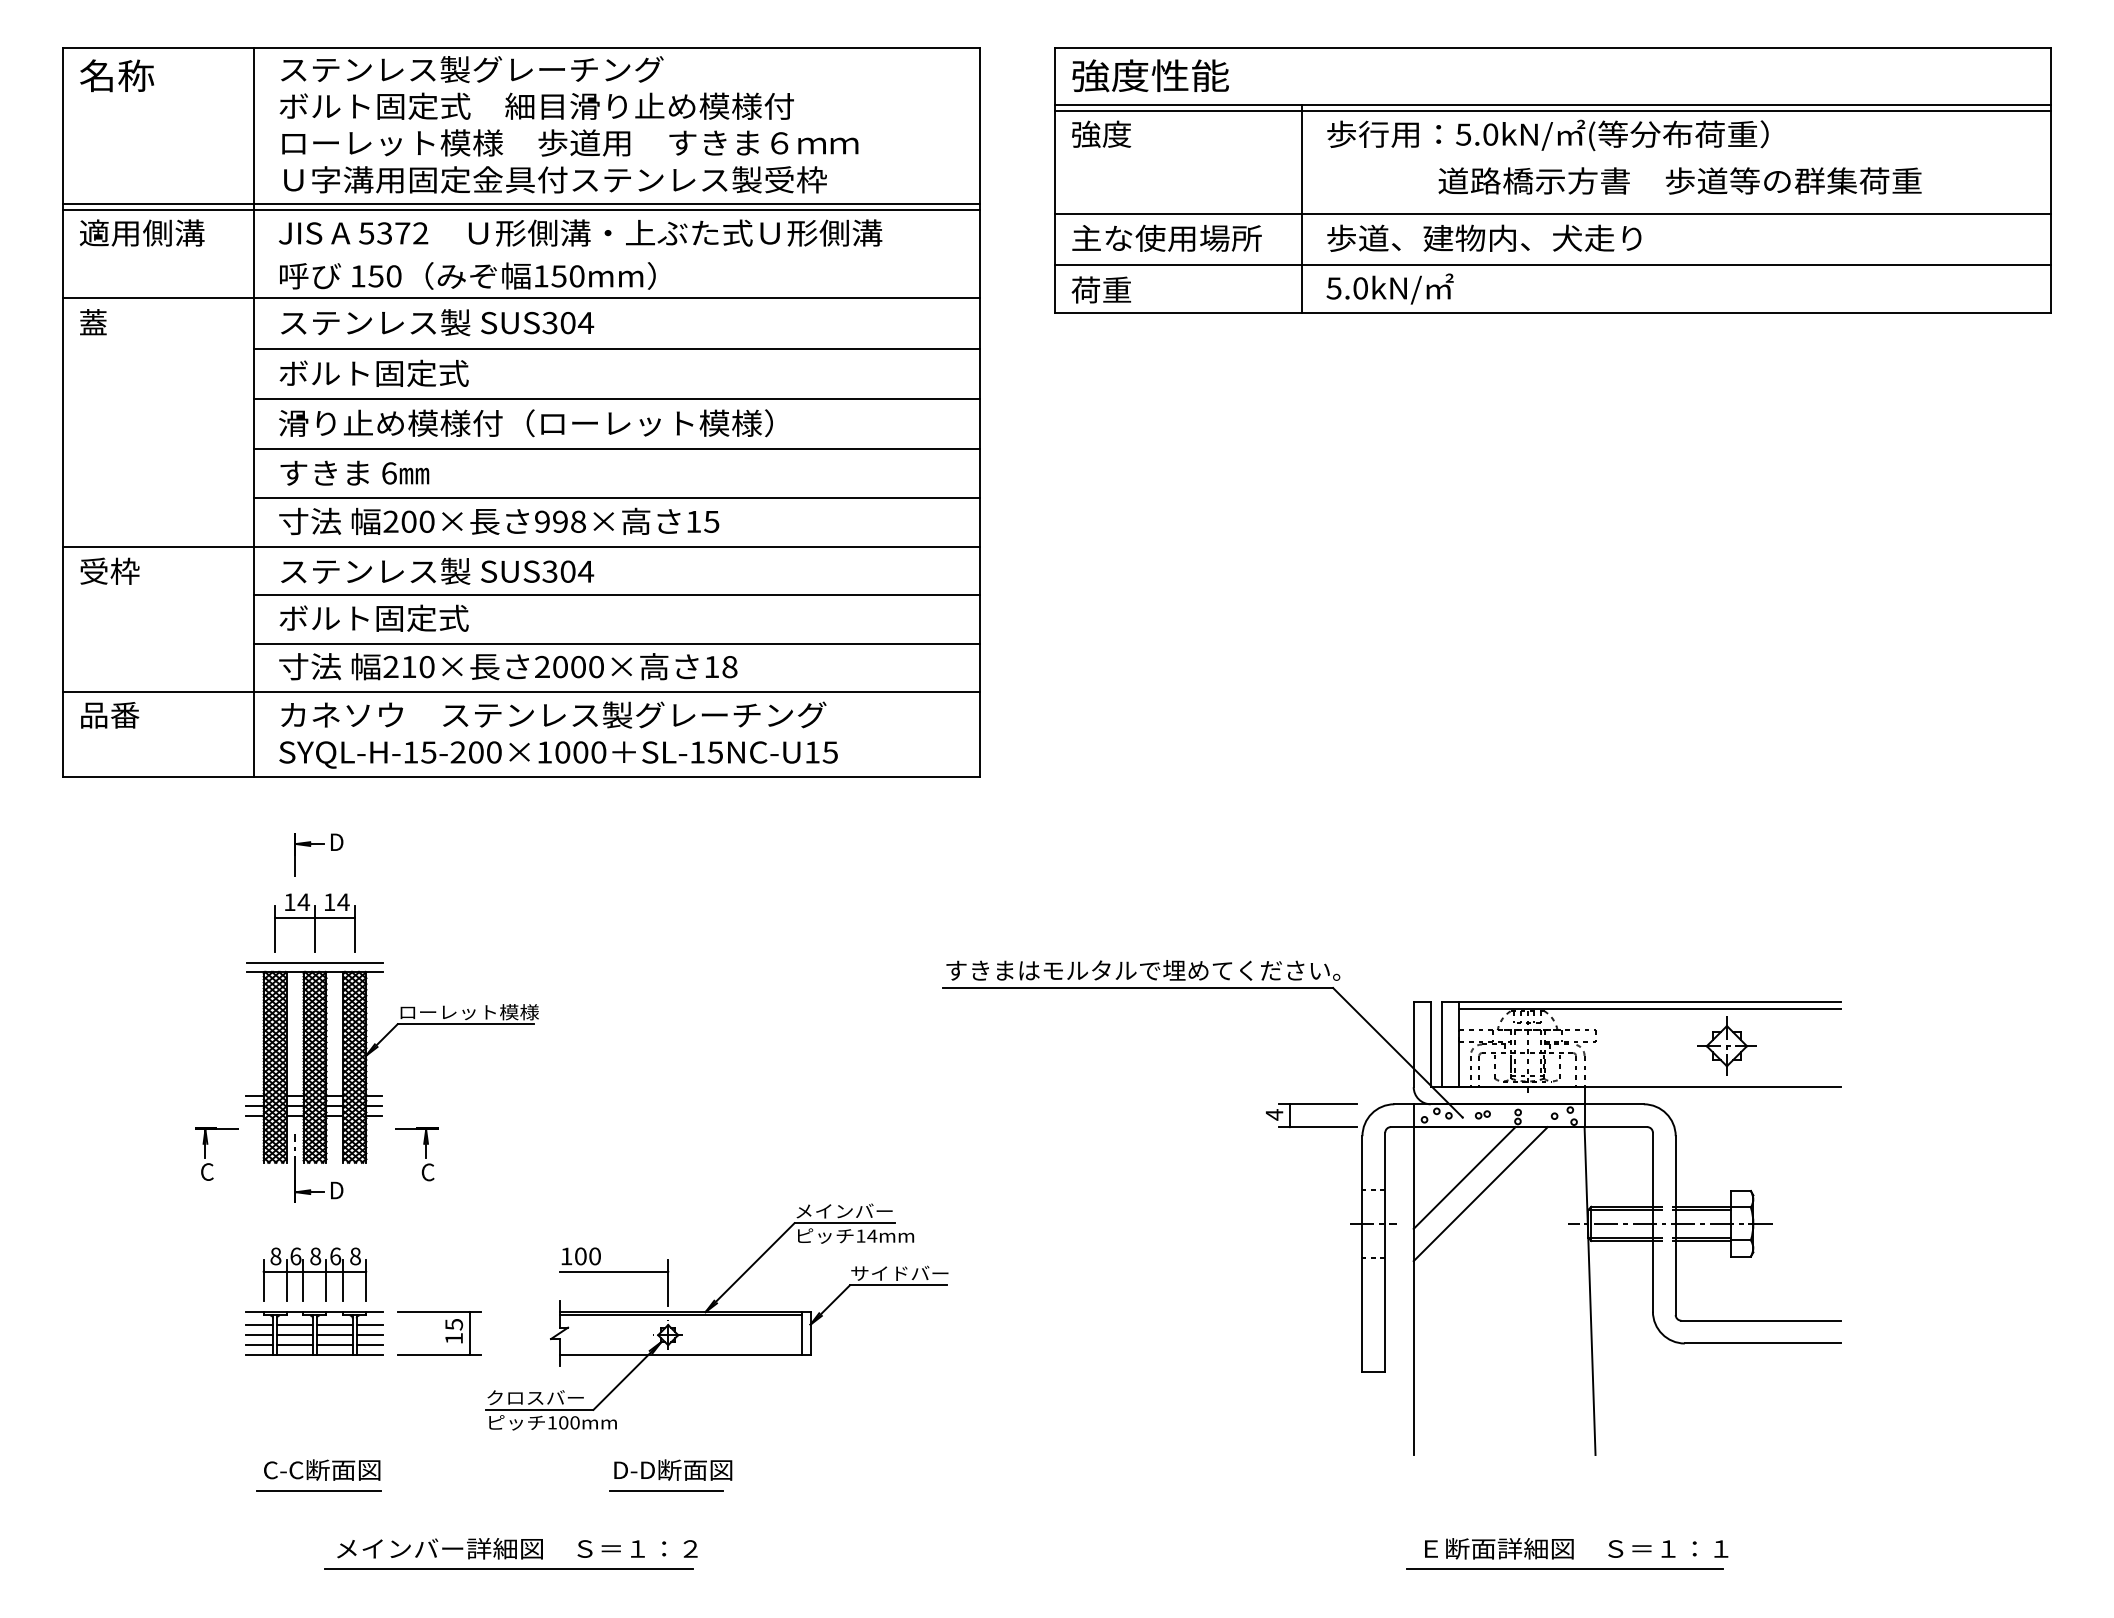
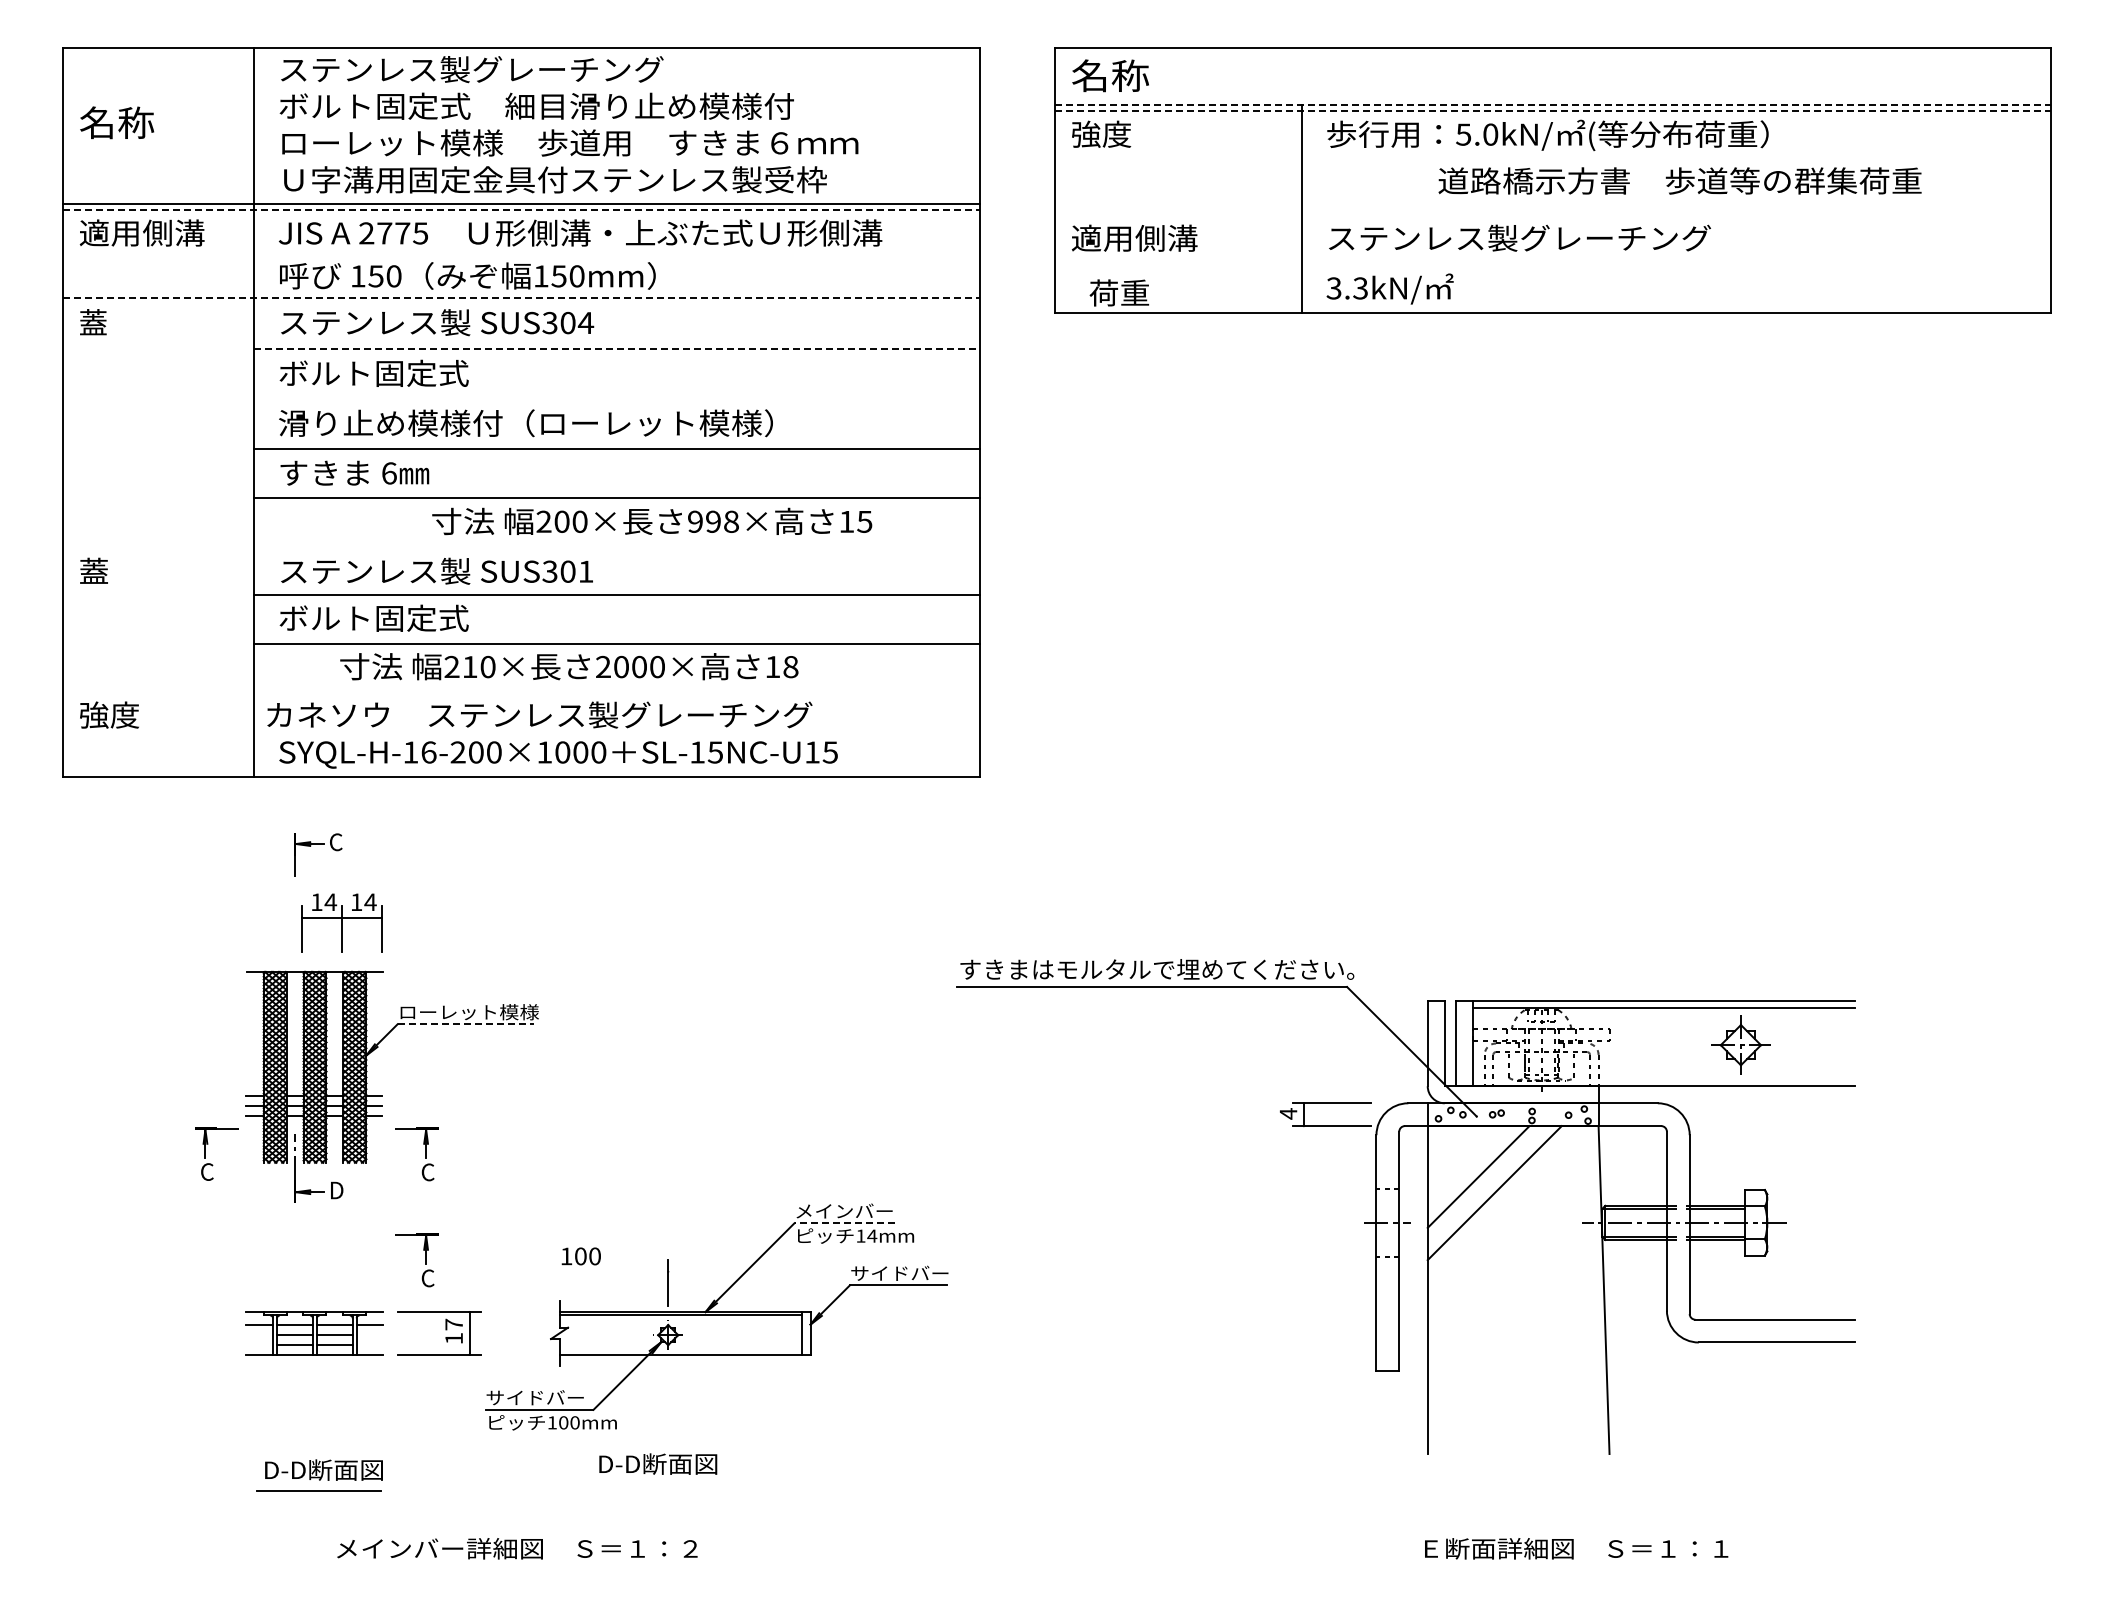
text position: (117, 75) -> (117, 122) (117, 122)
text: 強度性能 -> 名称 (1150, 75)
line: solid -> dashed (1552, 105)
line: solid -> dashed (1552, 111)
line: solid -> dashed (522, 209)
line: present -> none (1552, 213)
text: 5372 -> 2775 (393, 233)
text: 主な使用場所 -> 適用側溝 (1166, 237)
text: 歩道、建物内、犬走り -> ステンレス製グレーチング (1519, 237)
line: present -> none (1552, 264)
text: 5.0kN/ -> 3.3kN/ (1347, 288)
text position: (1101, 289) -> (1119, 292) (1119, 292)
line: solid -> dashed (522, 298)
line: solid -> dashed (616, 349)
line: present -> none (616, 398)
text position: (499, 521) -> (652, 521) (652, 521)
line: present -> none (521, 546)
text: 受枠 -> 蓋 (109, 570)
text: SUS304 -> SUS301 (585, 571)
text position: (508, 666) -> (569, 666) (569, 666)
line: present -> none (521, 691)
text: 品番 -> 強度 (109, 714)
text position: (553, 714) -> (539, 714) (539, 714)
text: SYQL-H-15-200×1000 -> SYQL-H-16-200×1000 (428, 752)
text: D -> C (336, 842)
part position: (314, 922) -> (341, 922) (341, 922)
line: present -> none (314, 963)
line: solid -> dashed (466, 1024)
part position: (1391, 1207) -> (1405, 1206) (1405, 1206)
line: solid -> dashed (844, 1223)
part: none -> present (425, 1260)
line: present -> none (613, 1271)
part: present -> none (314, 1274)
text: 15 -> 17 (454, 1324)
line: present -> none (259, 1335)
line: present -> none (369, 1335)
line: present -> none (259, 1345)
line: present -> none (369, 1345)
text: クロスバー -> サイドバー (514, 1397)
text: C-C断面図 -> D-D断面図 (323, 1469)
text position: (673, 1469) -> (658, 1463) (658, 1463)
line: present -> none (666, 1490)
line: present -> none (508, 1569)
line: present -> none (1564, 1569)
